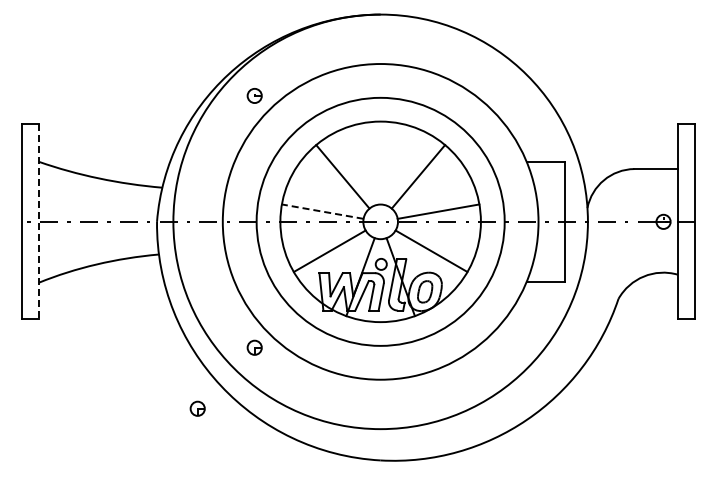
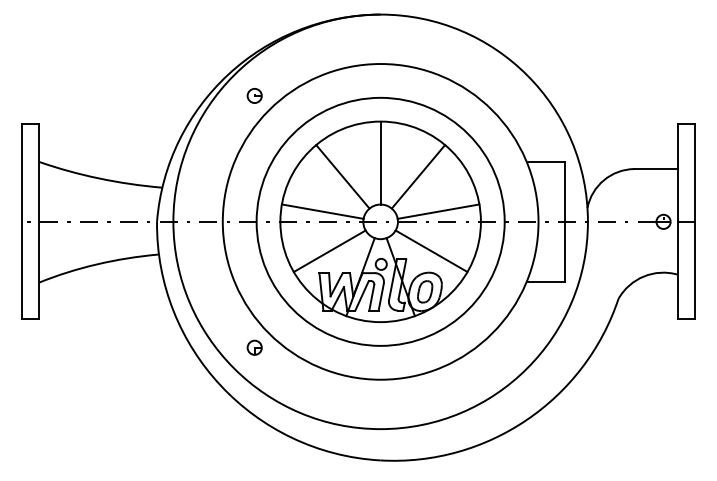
line: none -> present (380, 162)
line: dashed -> solid (322, 211)
line: dashed -> solid (39, 221)
part: present -> none (197, 408)
